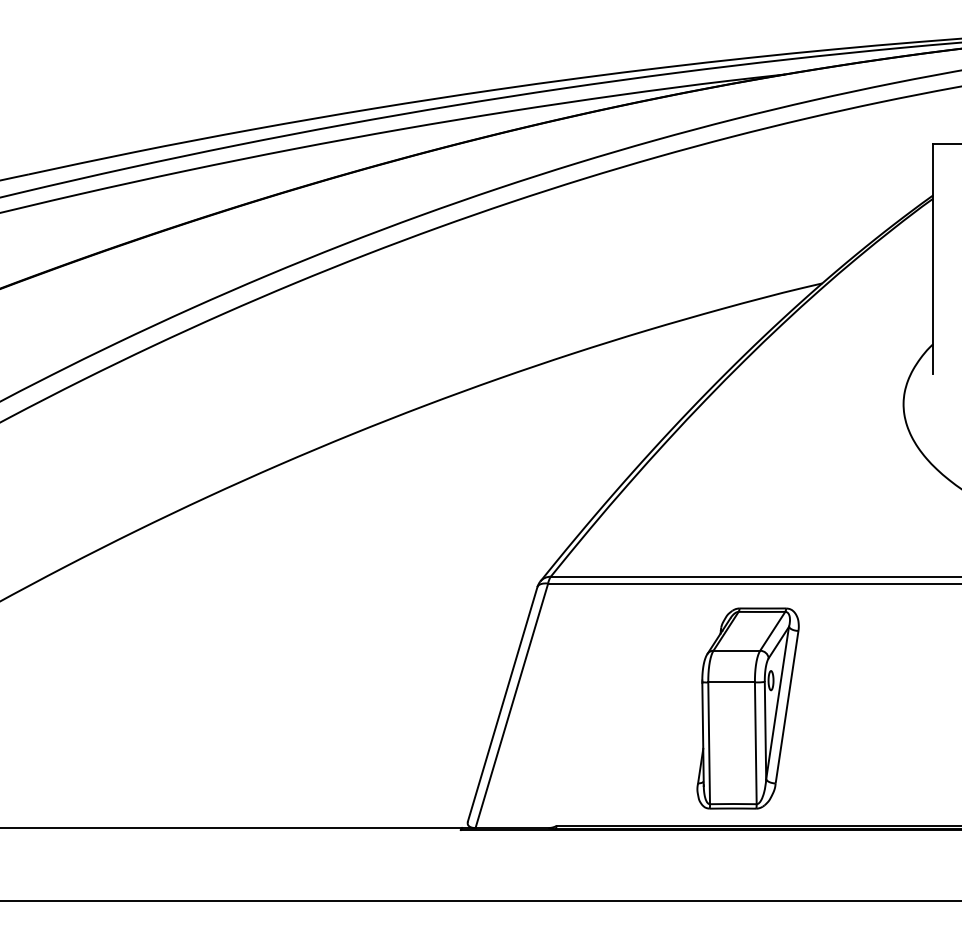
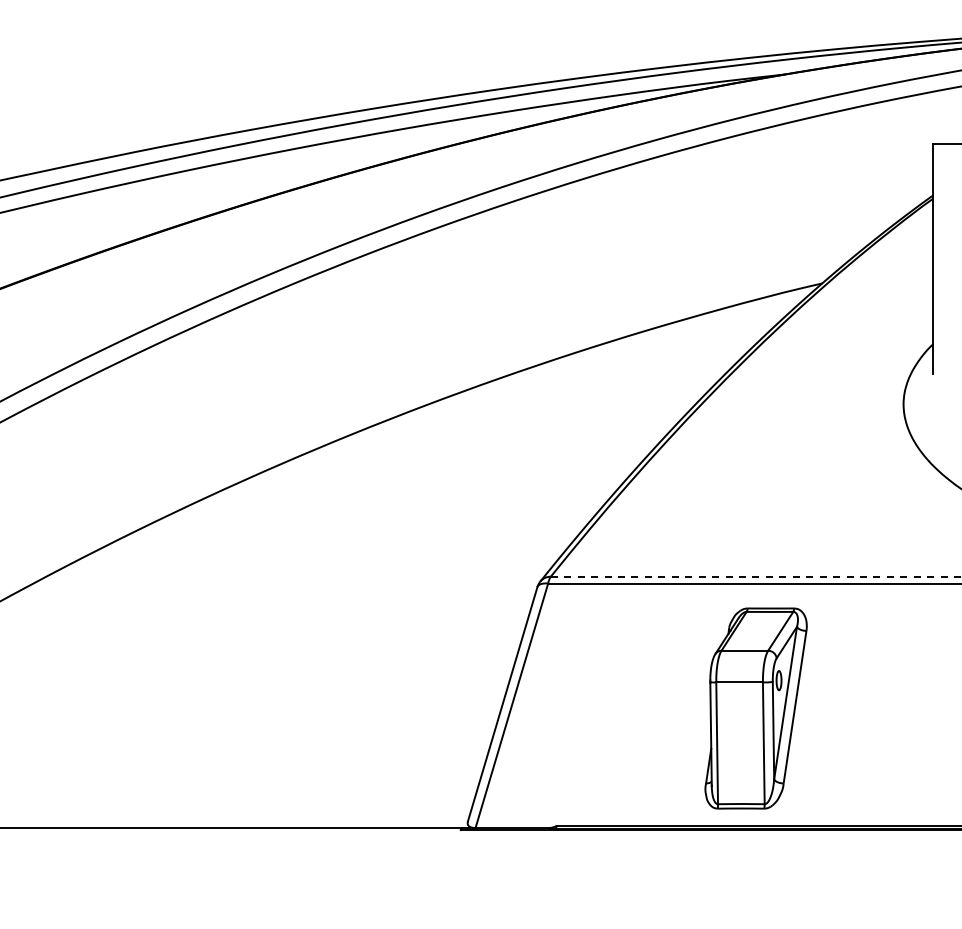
line: solid -> dashed (756, 576)
part position: (747, 708) -> (755, 708) (755, 708)
line: present -> none (480, 901)
